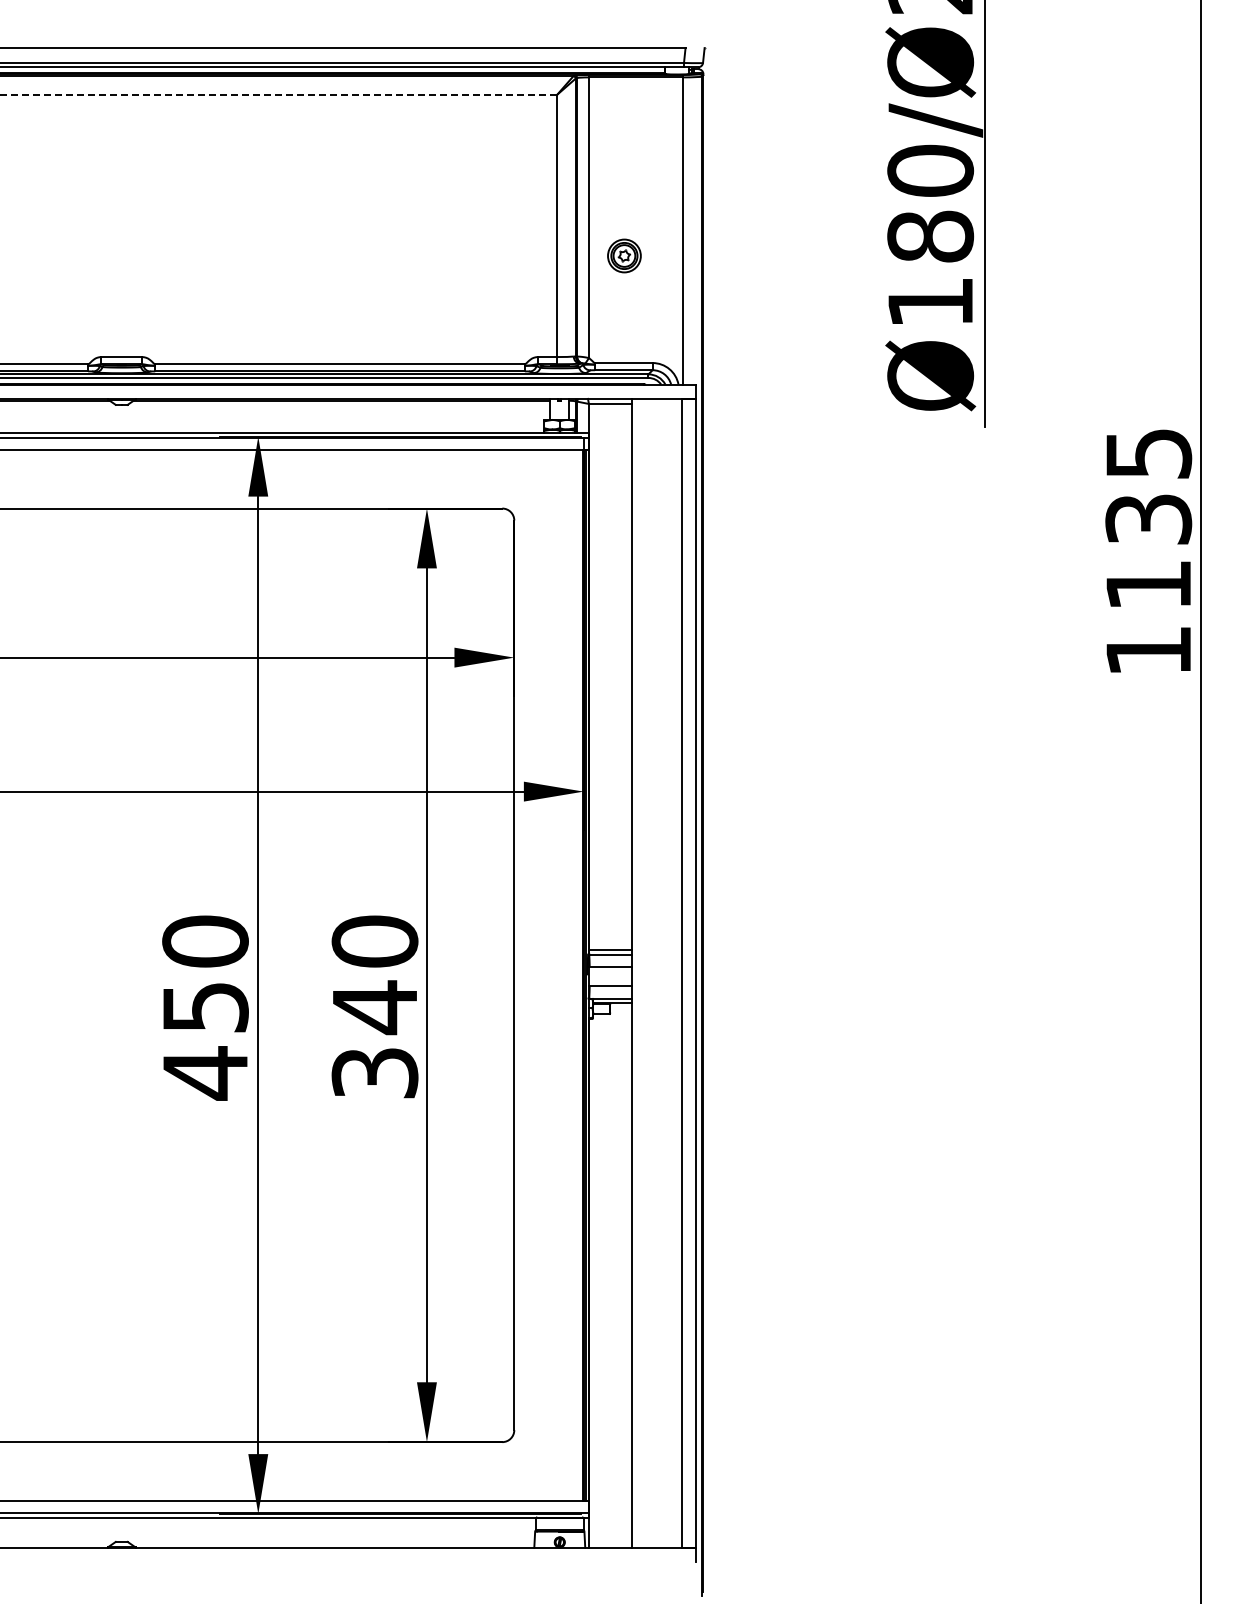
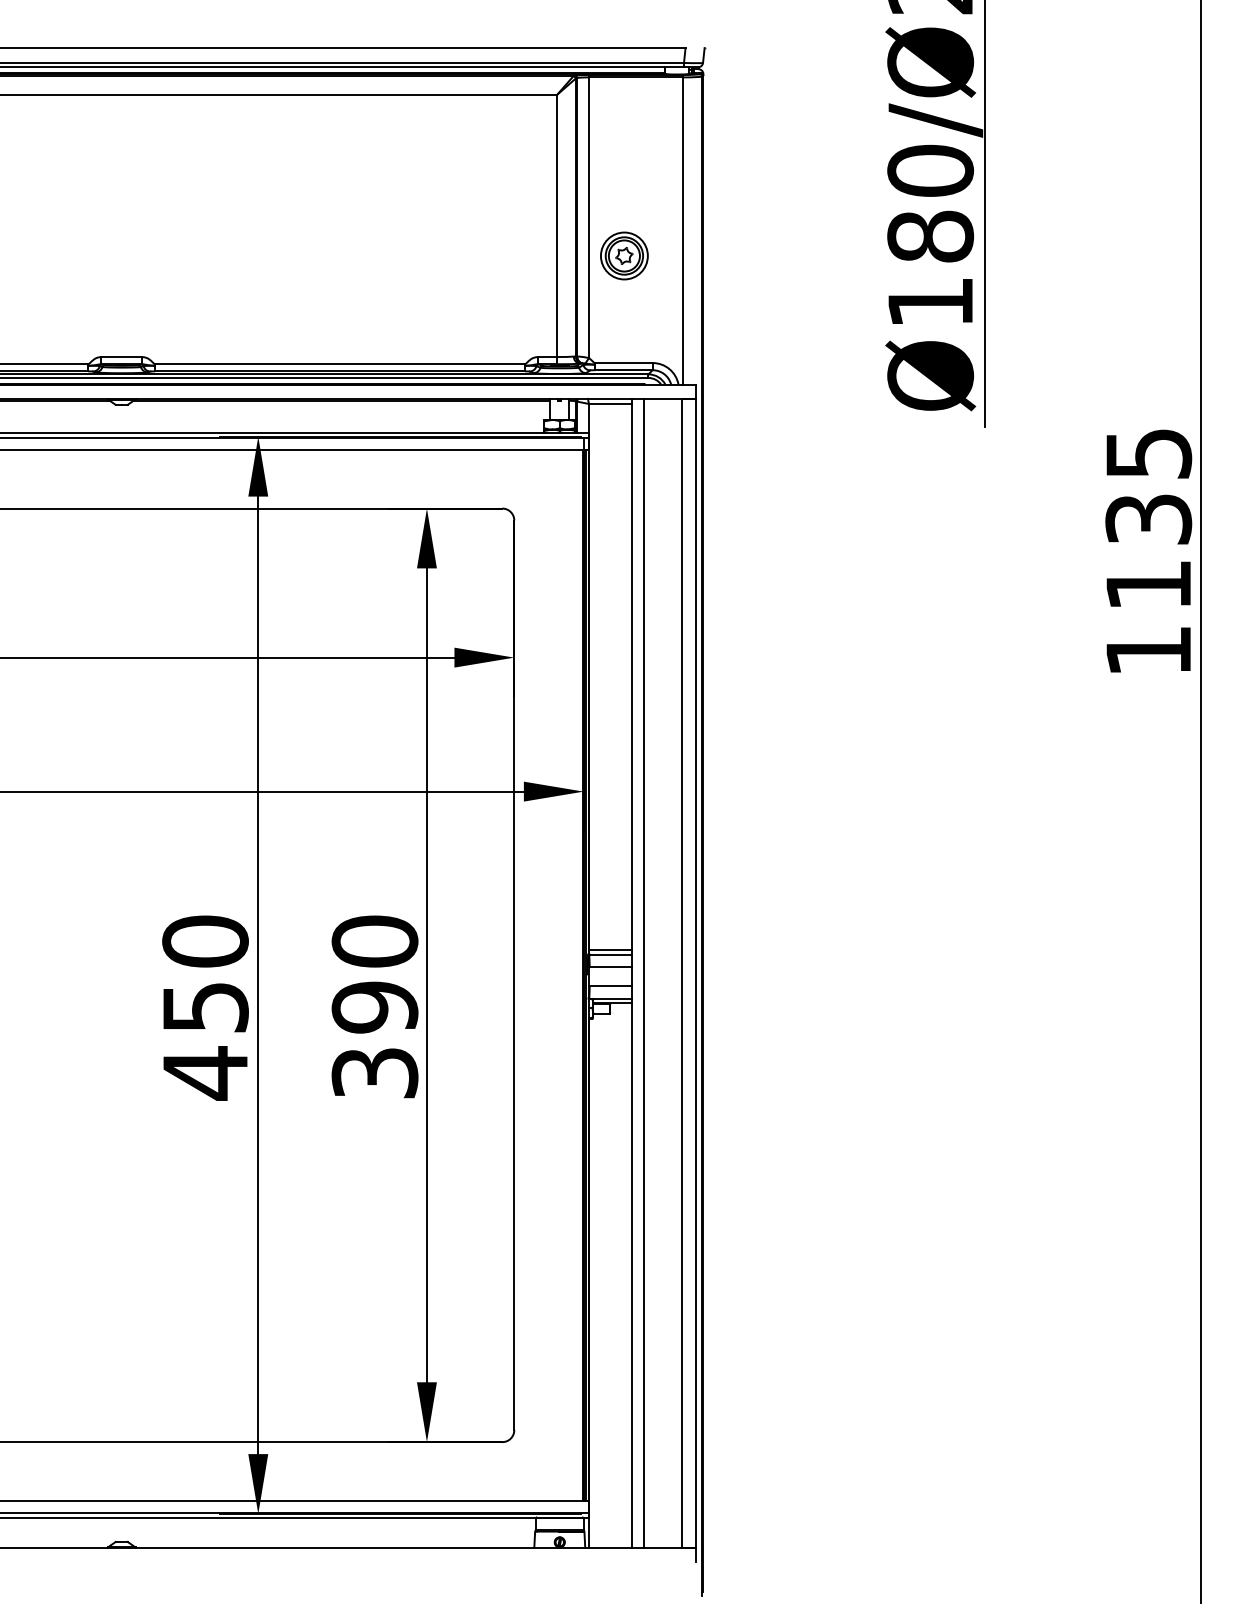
line: dashed -> solid (278, 95)
part size: 35x36 px -> 49x50 px (624, 255)
line: none -> present (643, 972)
text: 340 -> 390 (374, 1007)
